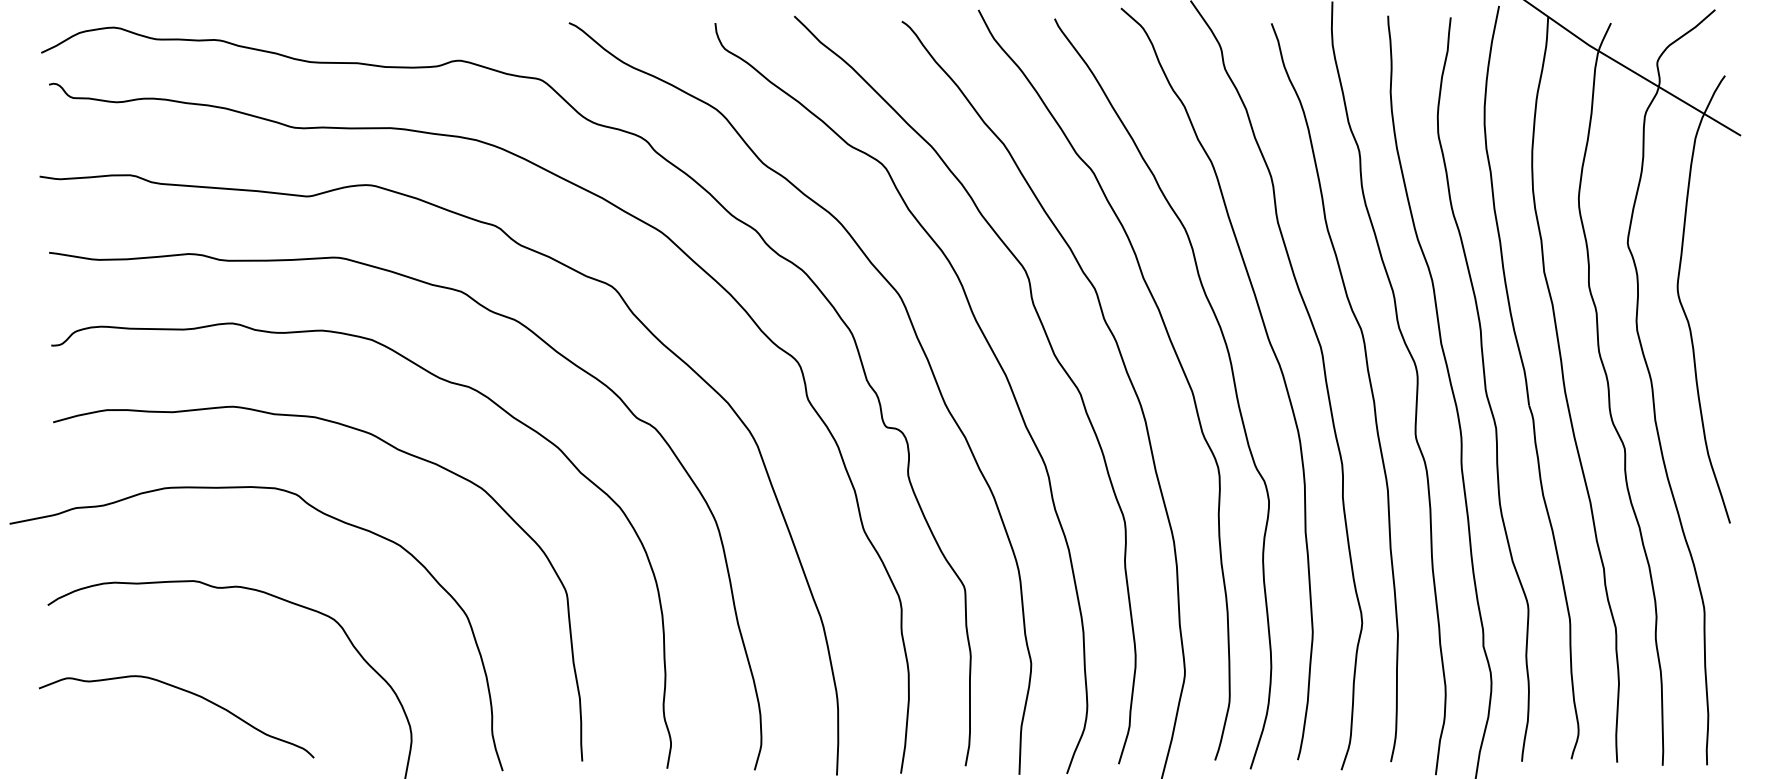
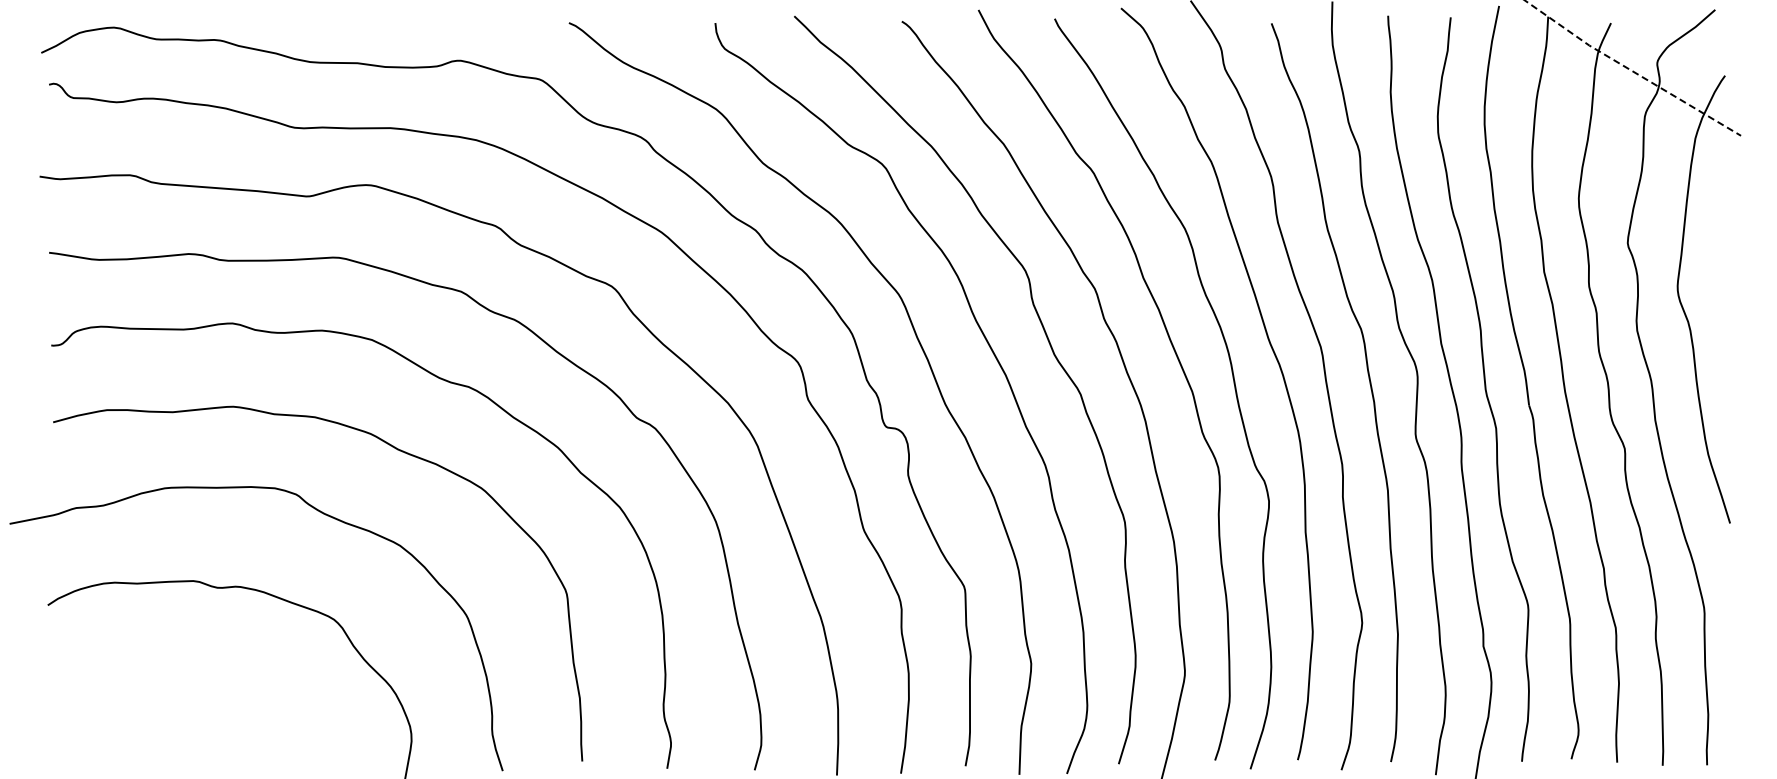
line: solid -> dashed (1631, 70)
curve: present -> none (184, 691)
